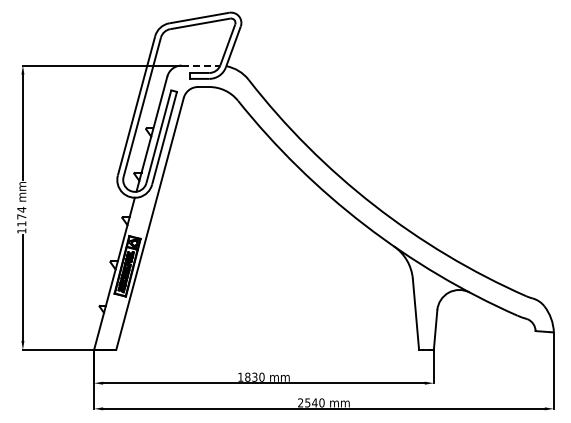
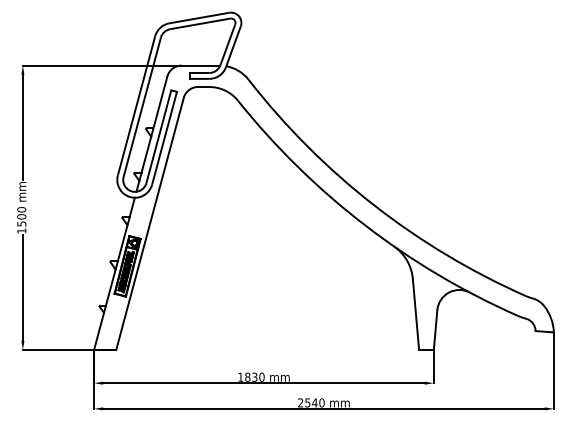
line: dashed -> solid (200, 65)
text: 1174 -> 1500 (21, 216)
